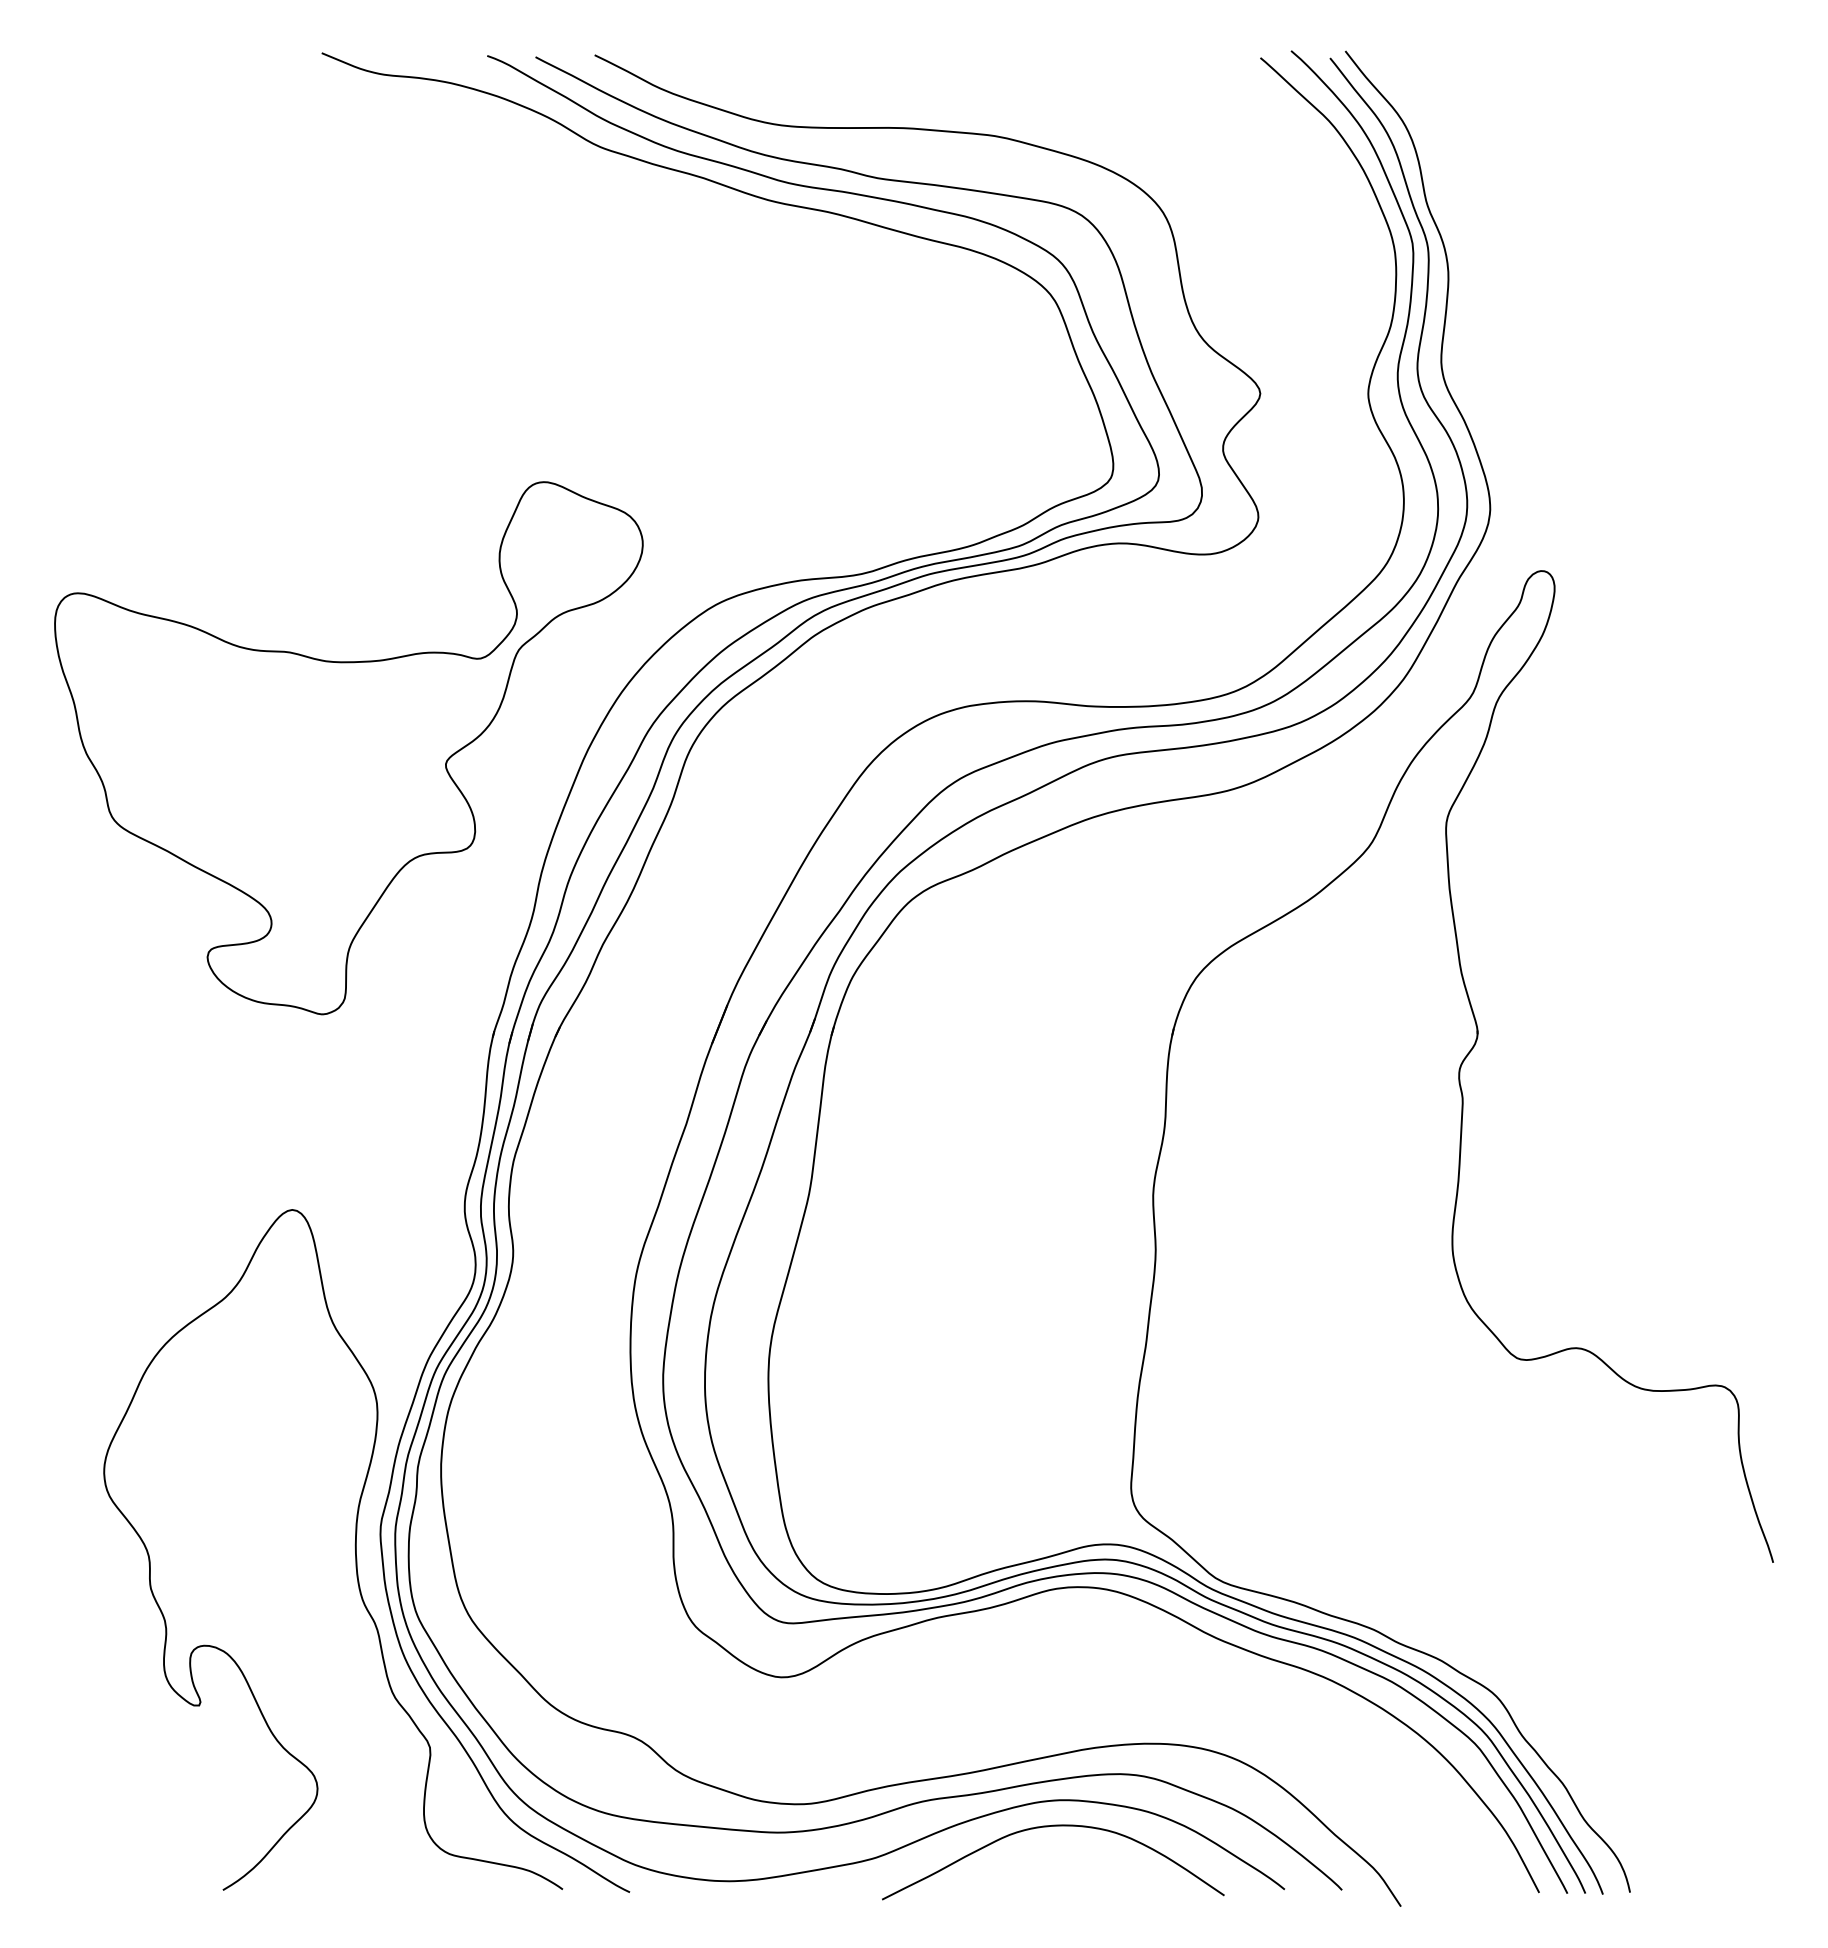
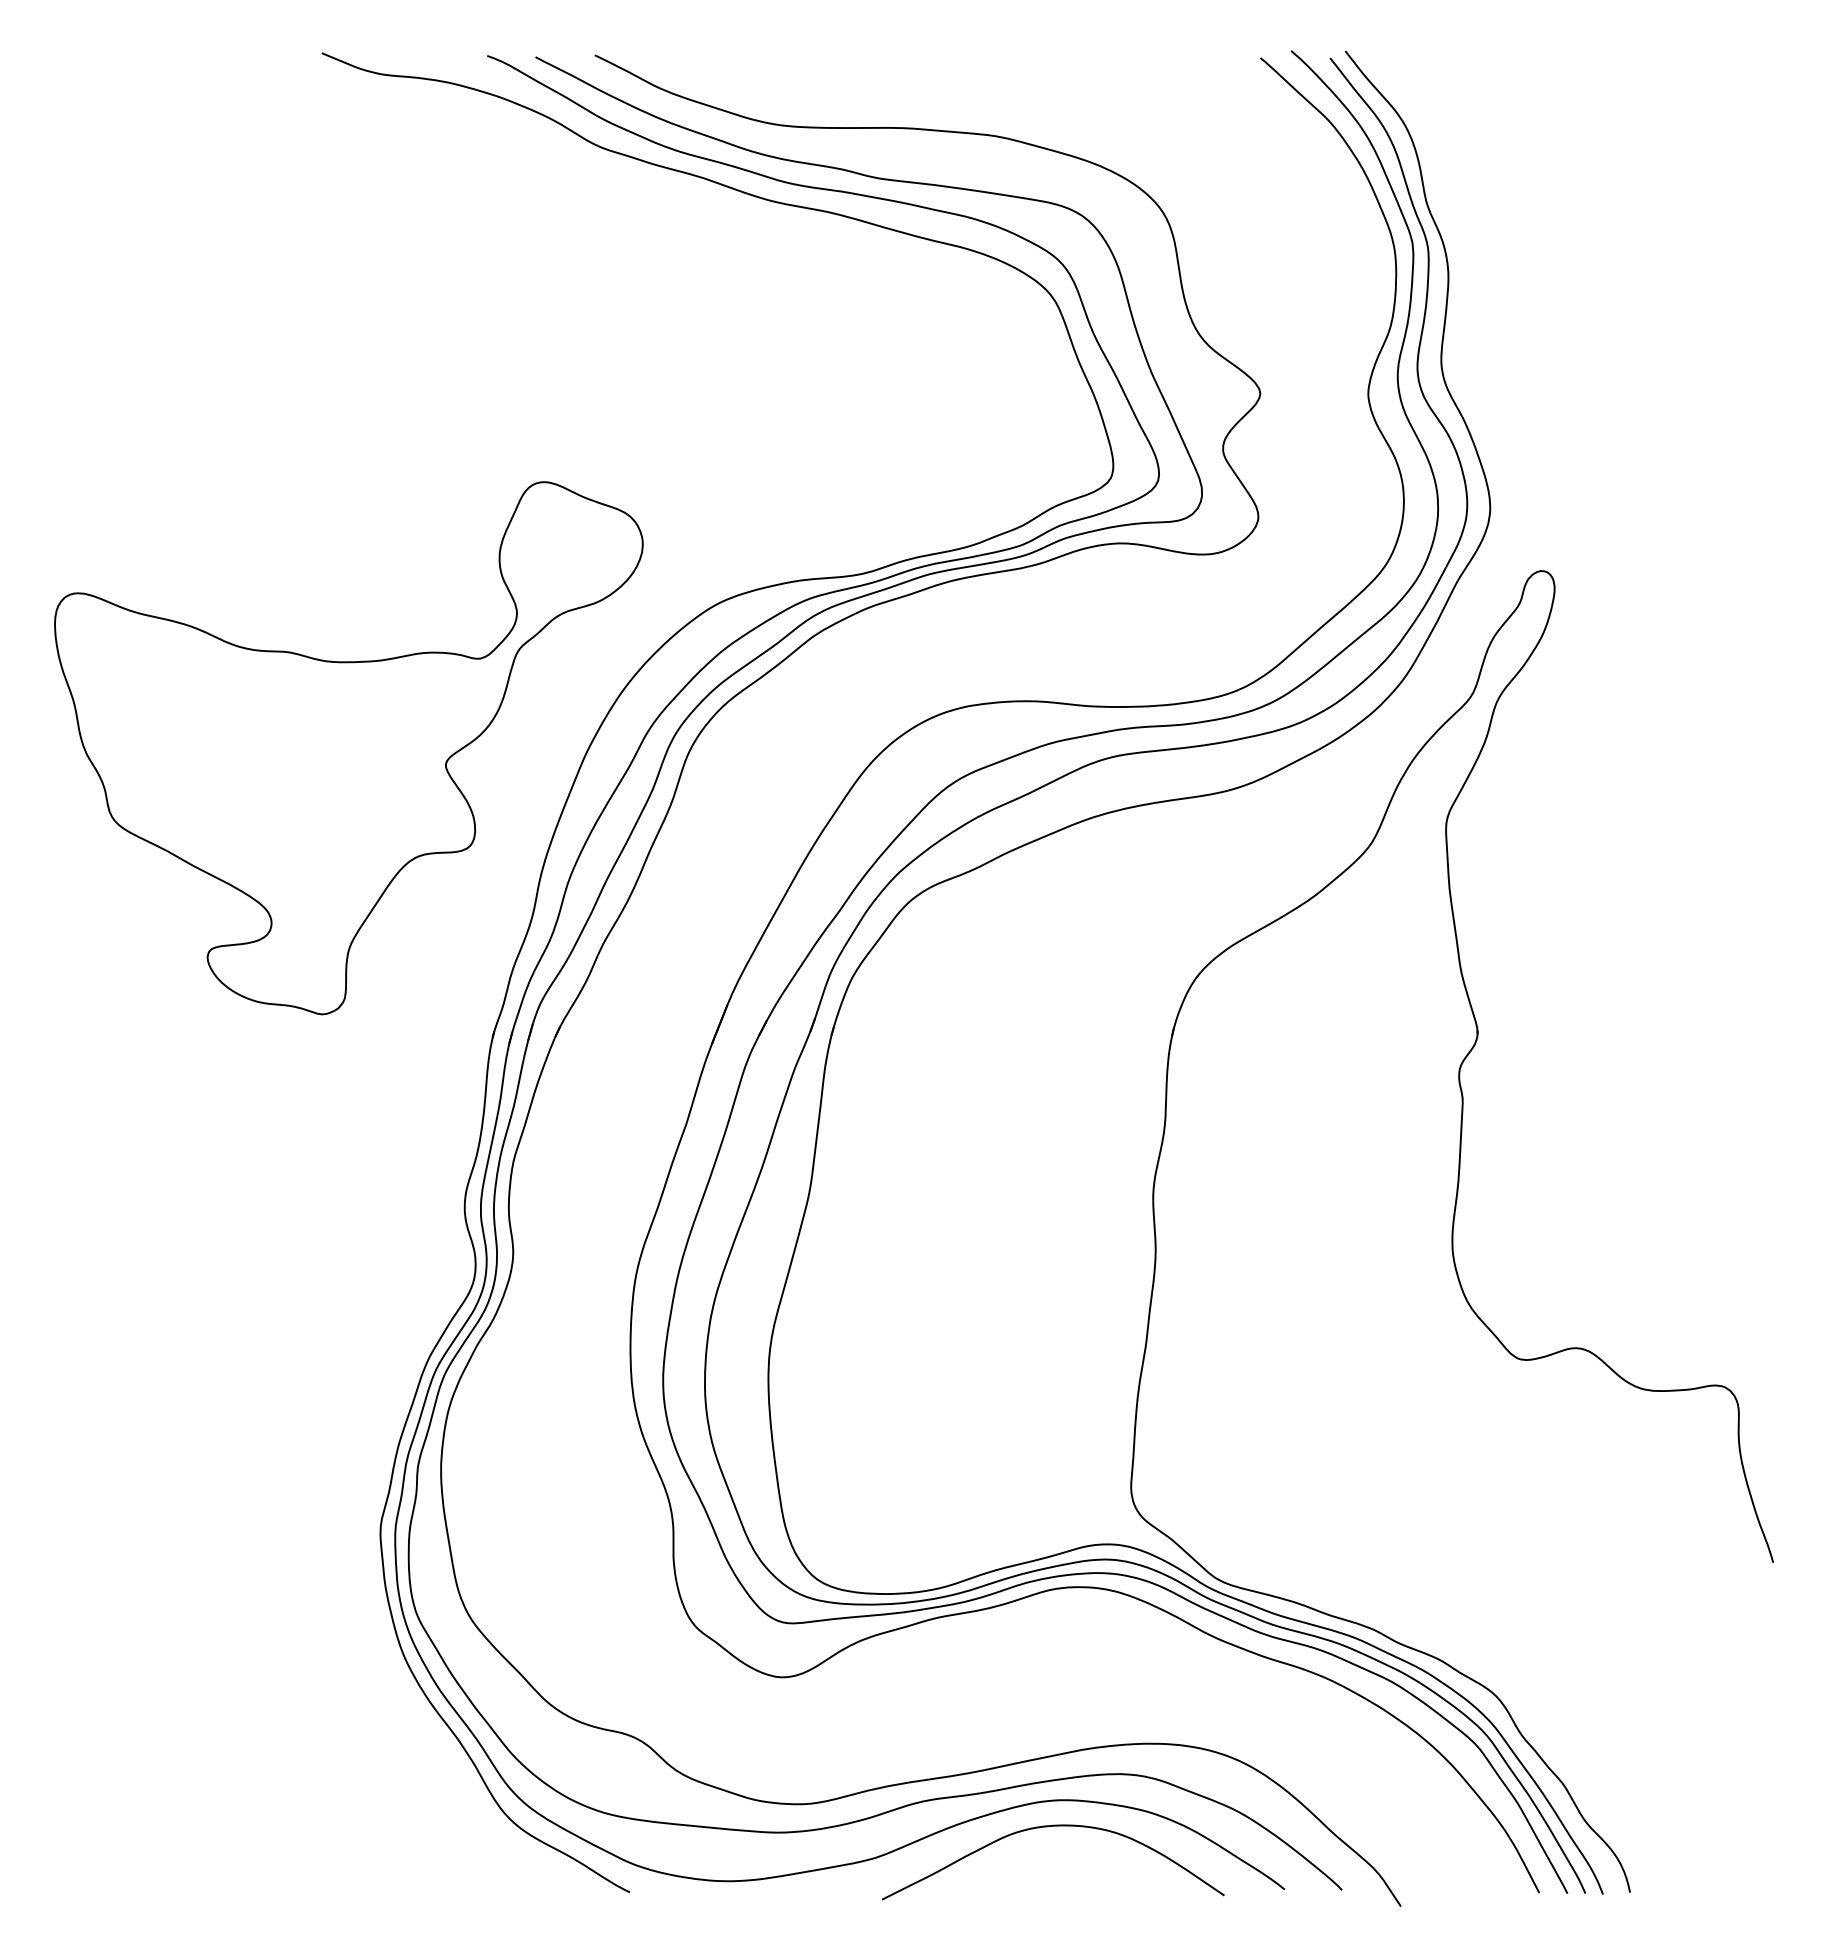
curve: present -> none (354, 1546)
